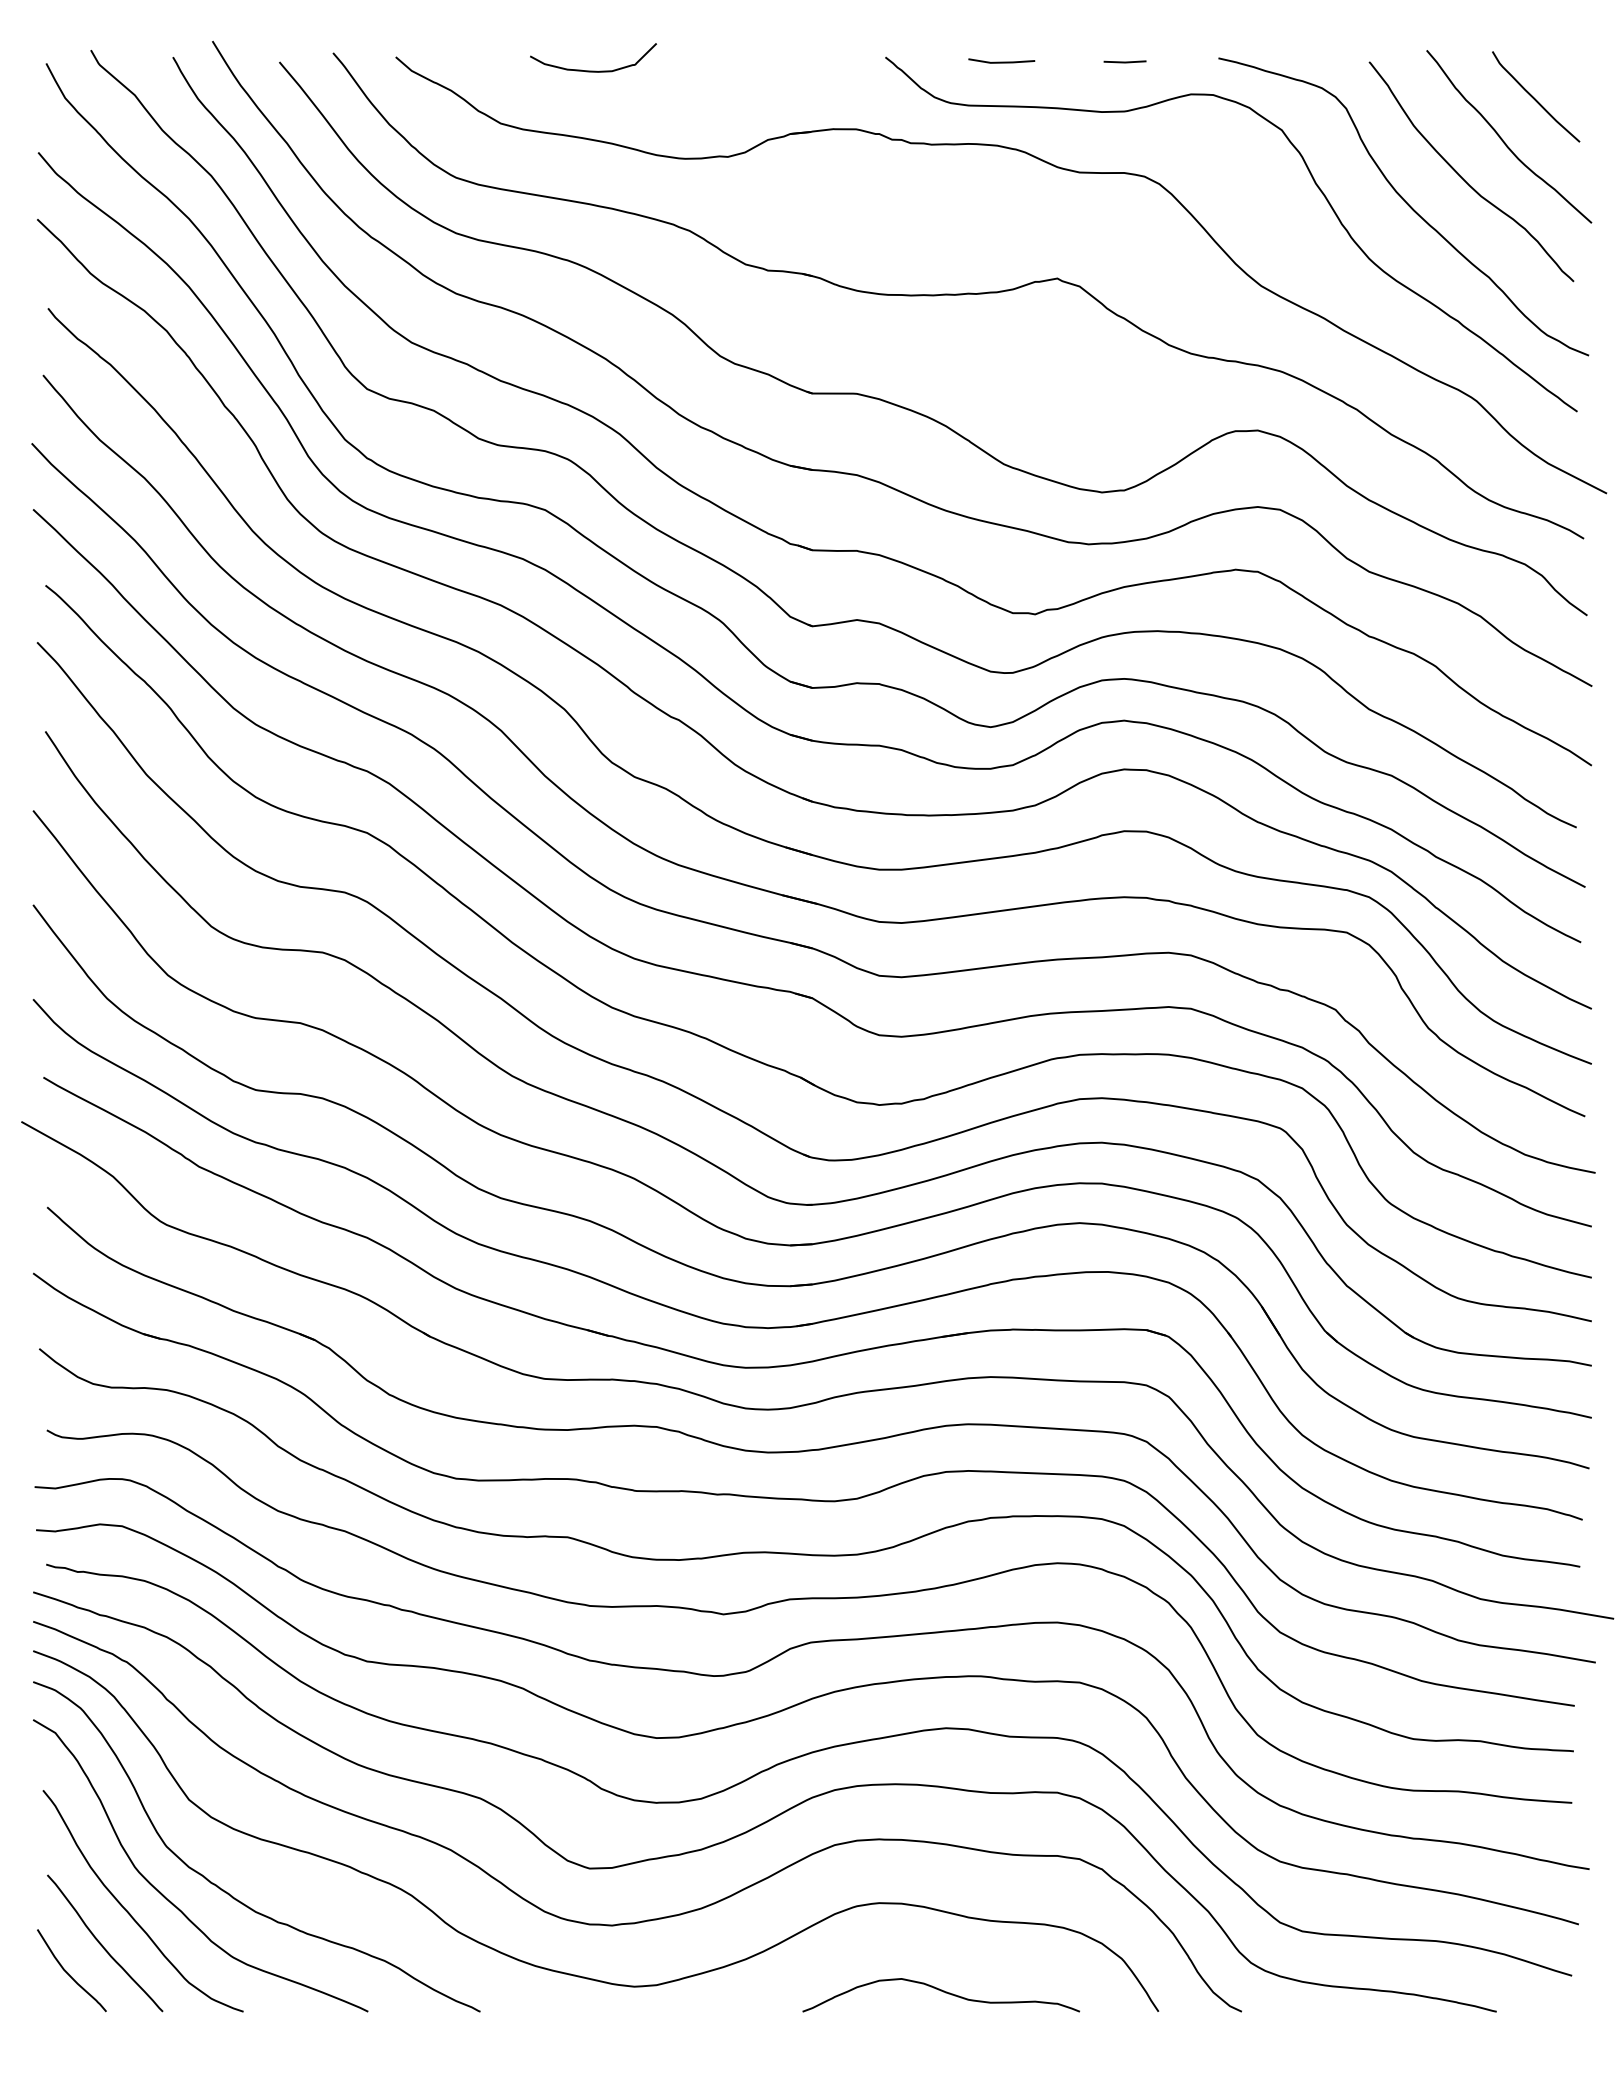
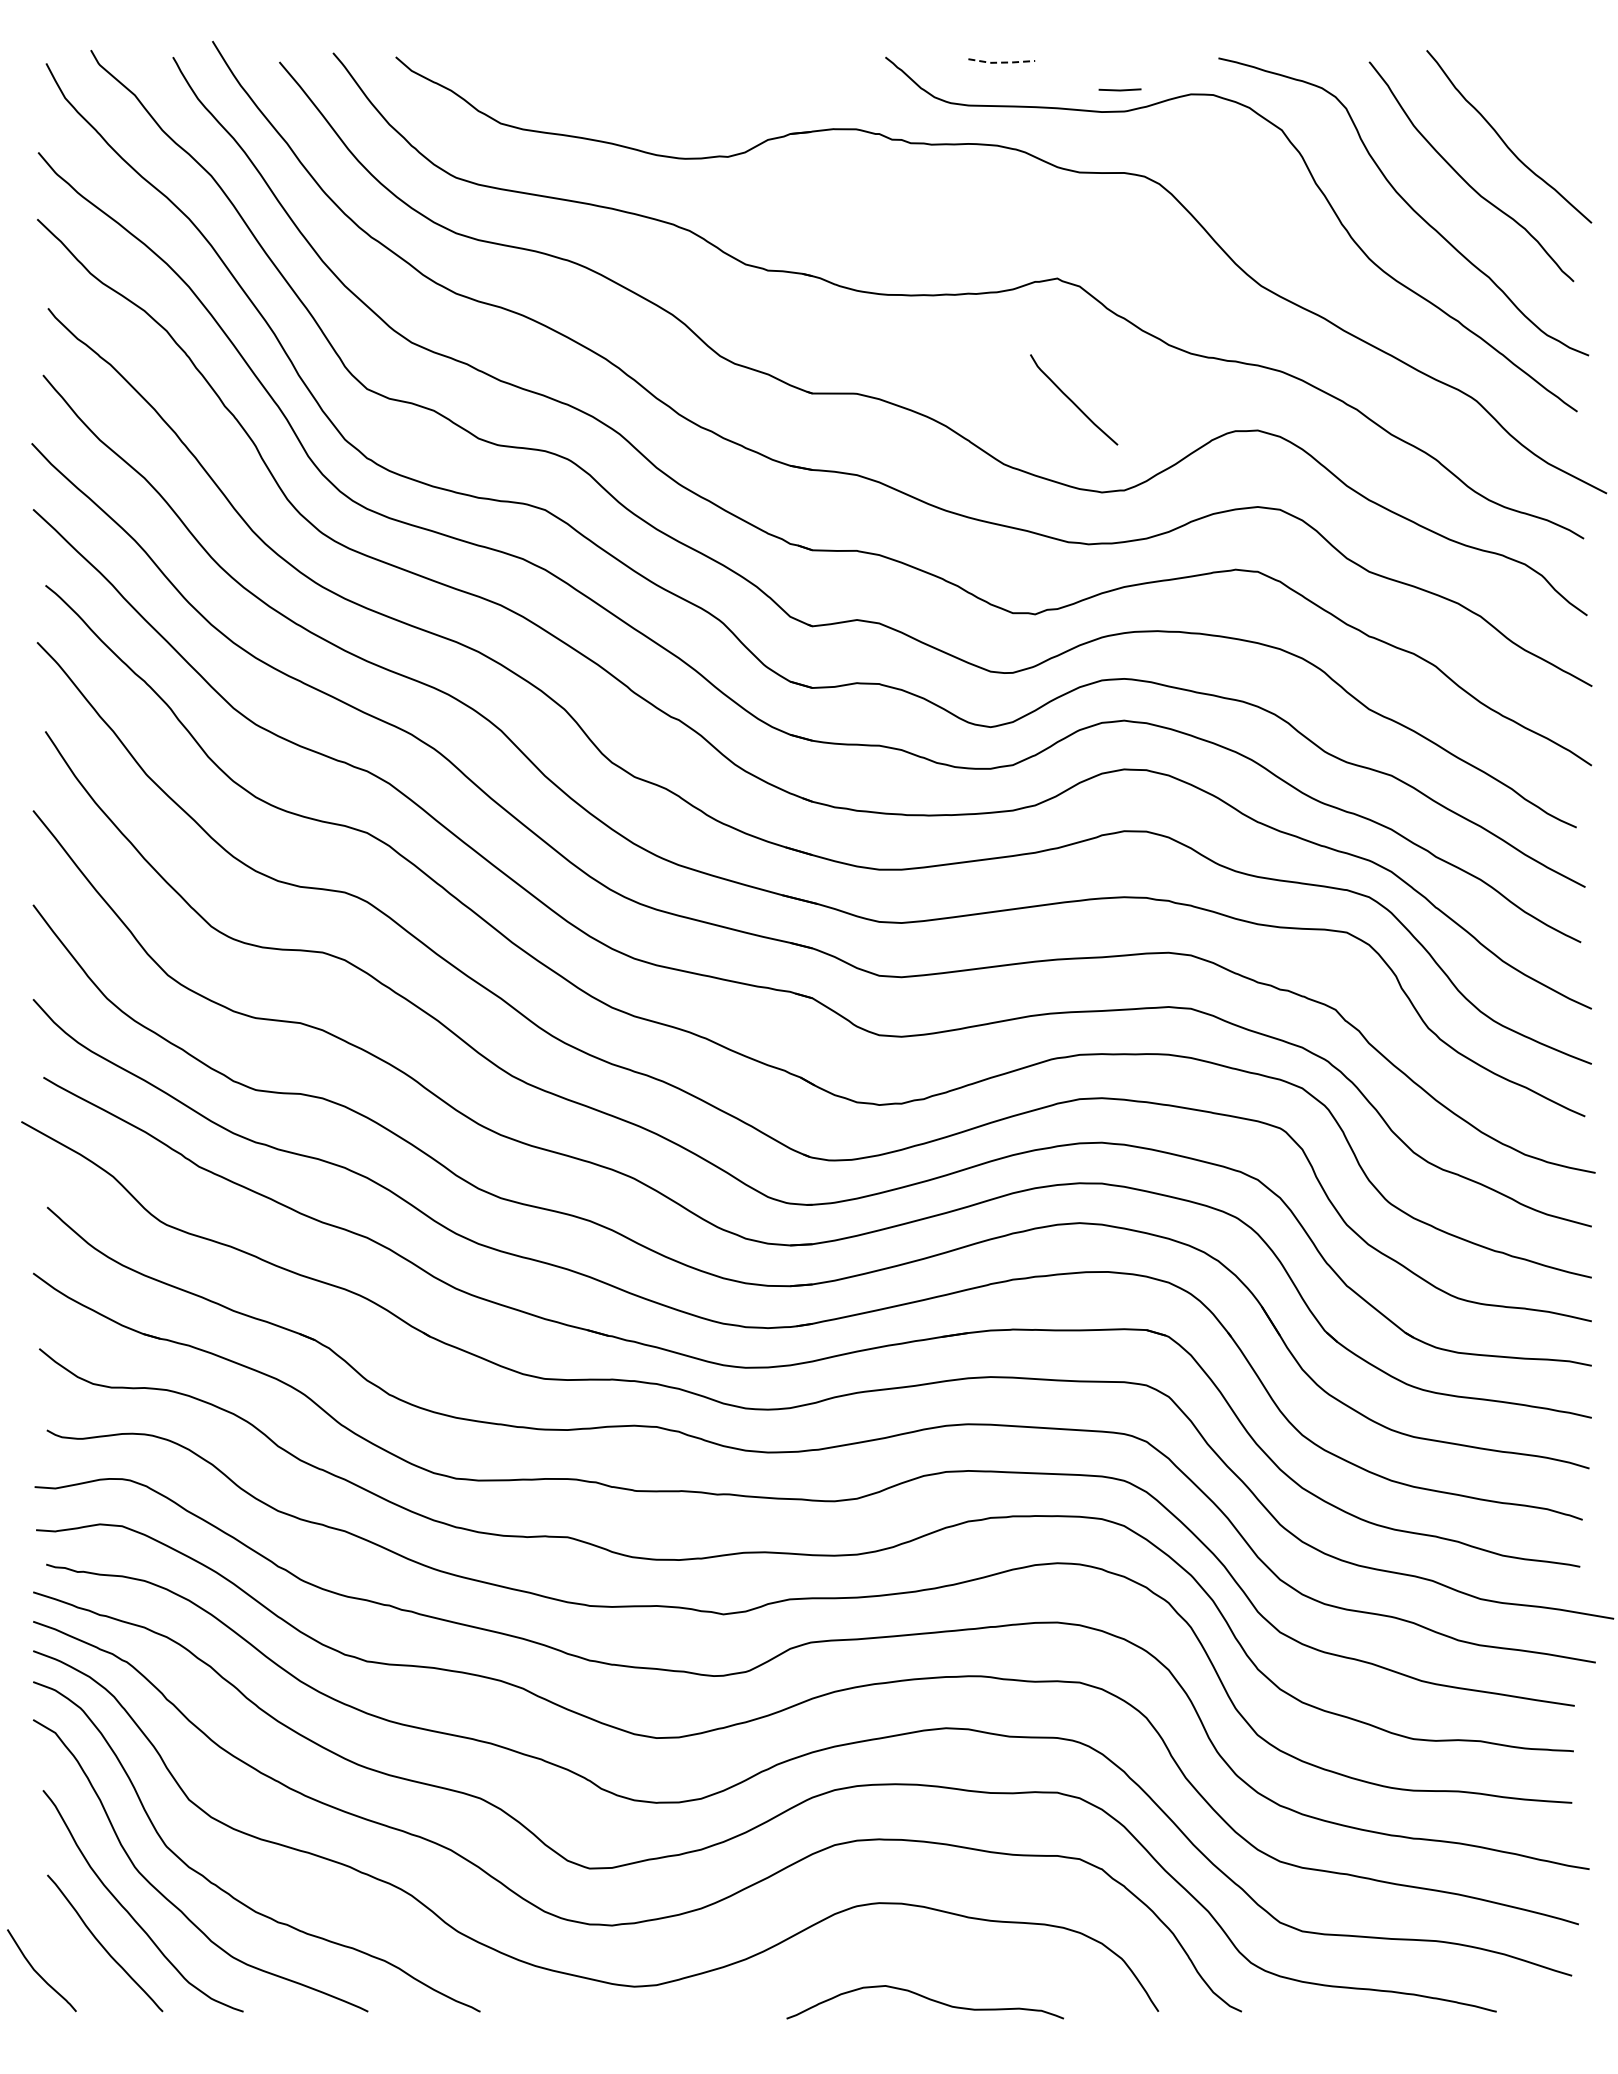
line position: (1124, 61) -> (1119, 89) (1119, 89)
line: solid -> dashed (1002, 62)
curve: present -> none (593, 70)
curve position: (1534, 97) -> (1072, 400) (1072, 400)
curve position: (67, 1971) -> (37, 1971) (37, 1971)
curve position: (940, 1991) -> (924, 1998) (924, 1998)
